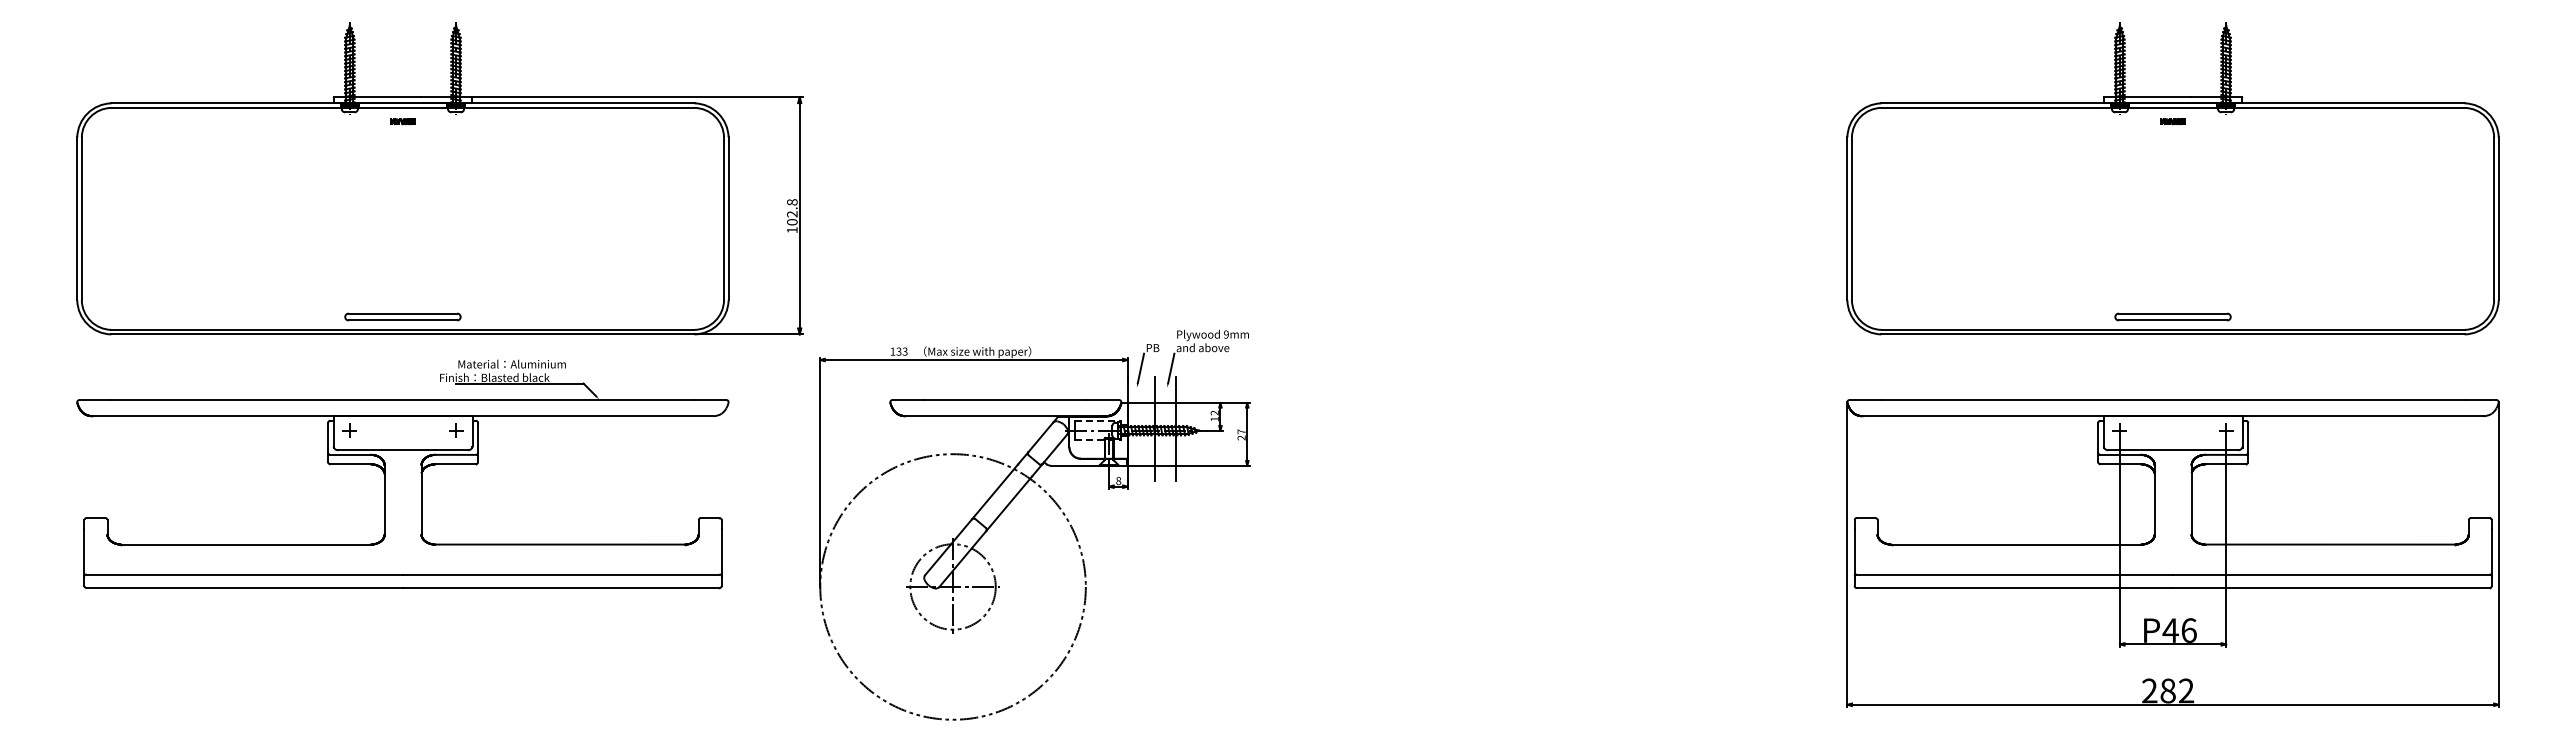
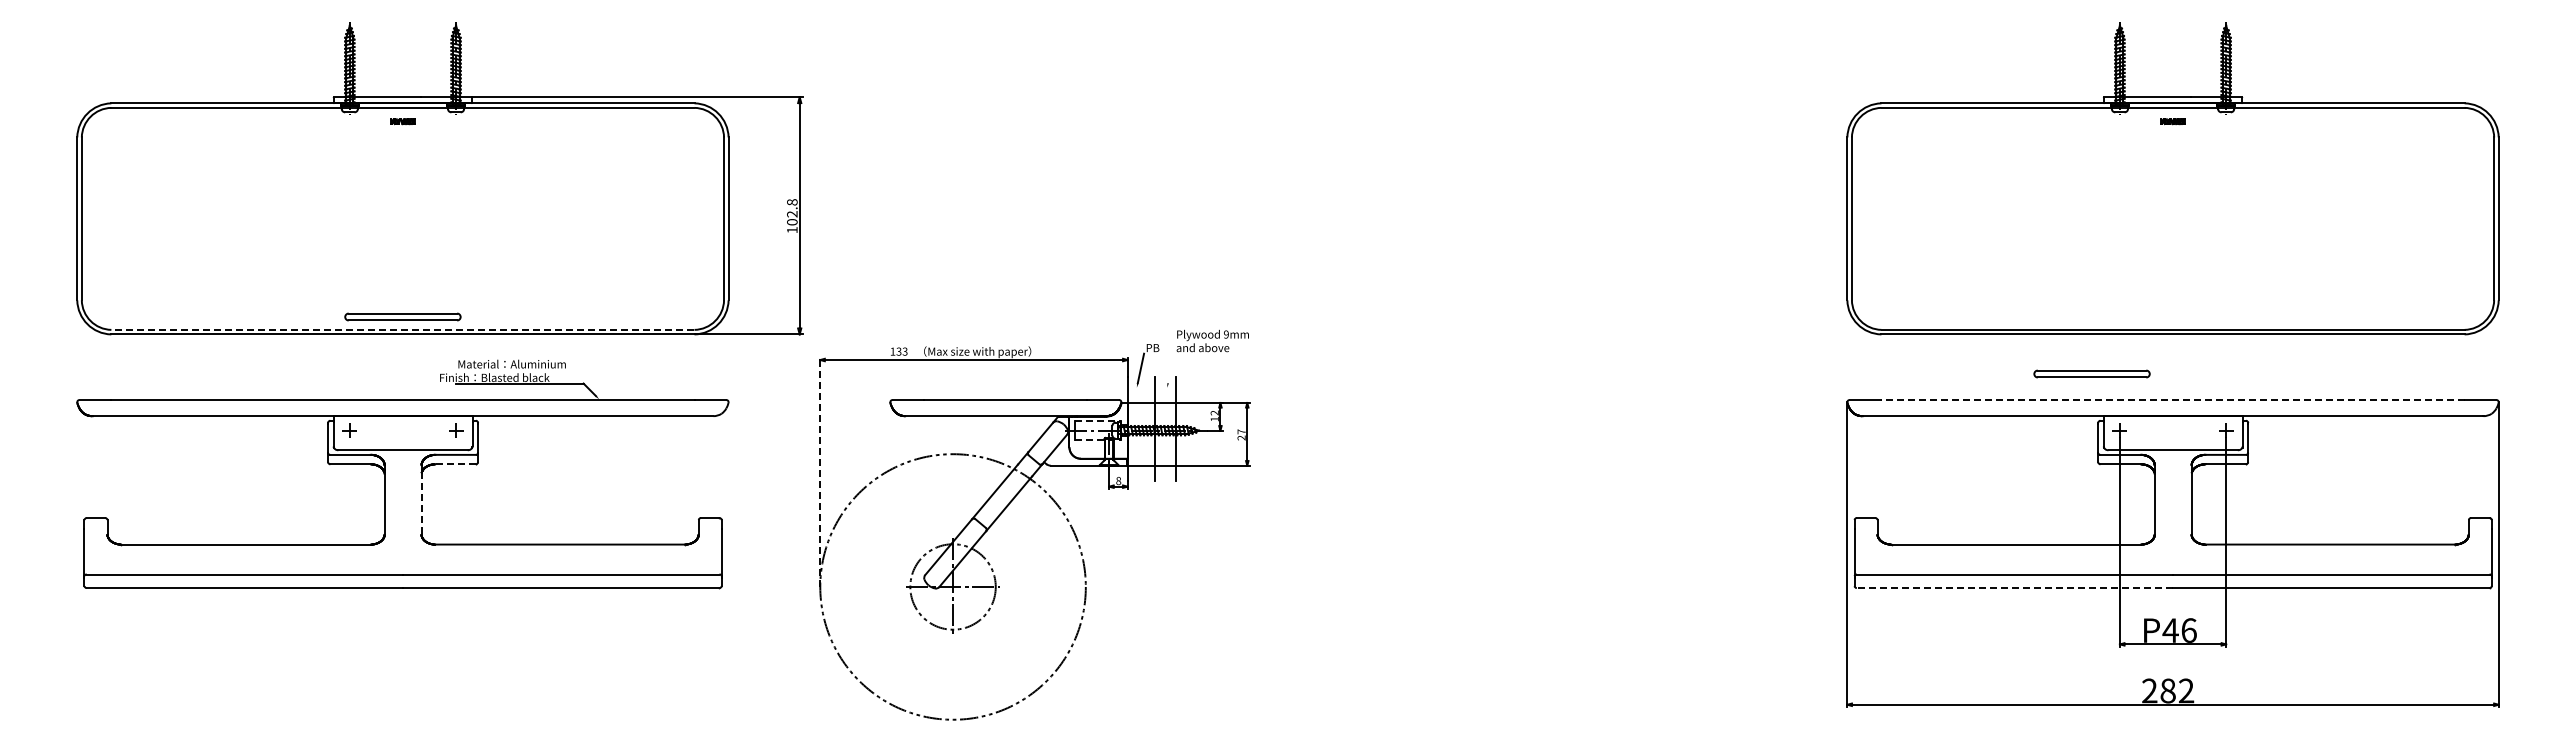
part position: (2172, 316) -> (2091, 373) (2091, 373)
line: solid -> dashed (402, 329)
line: present -> none (1171, 368)
line: solid -> dashed (2173, 400)
line: solid -> dashed (455, 464)
line: solid -> dashed (820, 472)
line: solid -> dashed (421, 501)
line: solid -> dashed (2014, 588)
